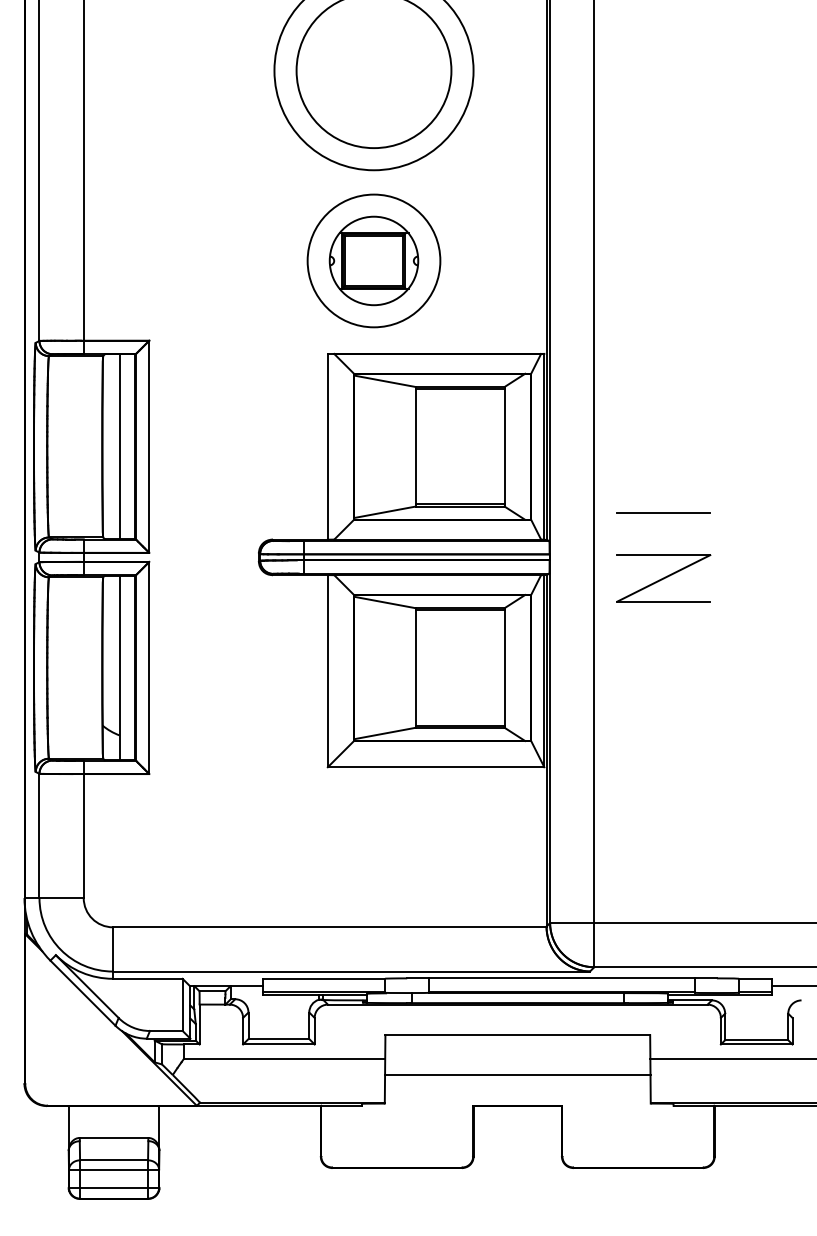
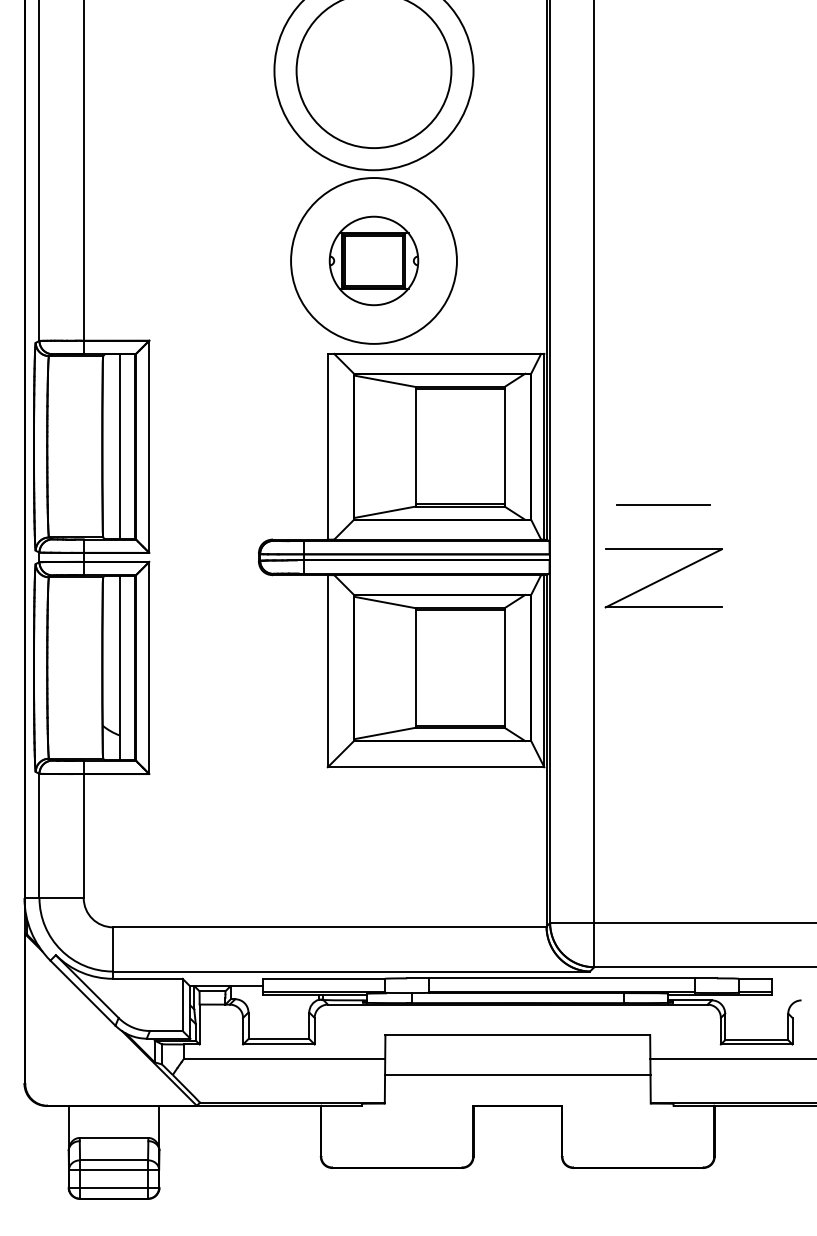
circle diameter: 133 px -> 166 px (373, 260)
line position: (663, 512) -> (663, 504) (663, 504)
part size: 96x49 px -> 119x61 px (663, 578)
line: present -> none (792, 986)
